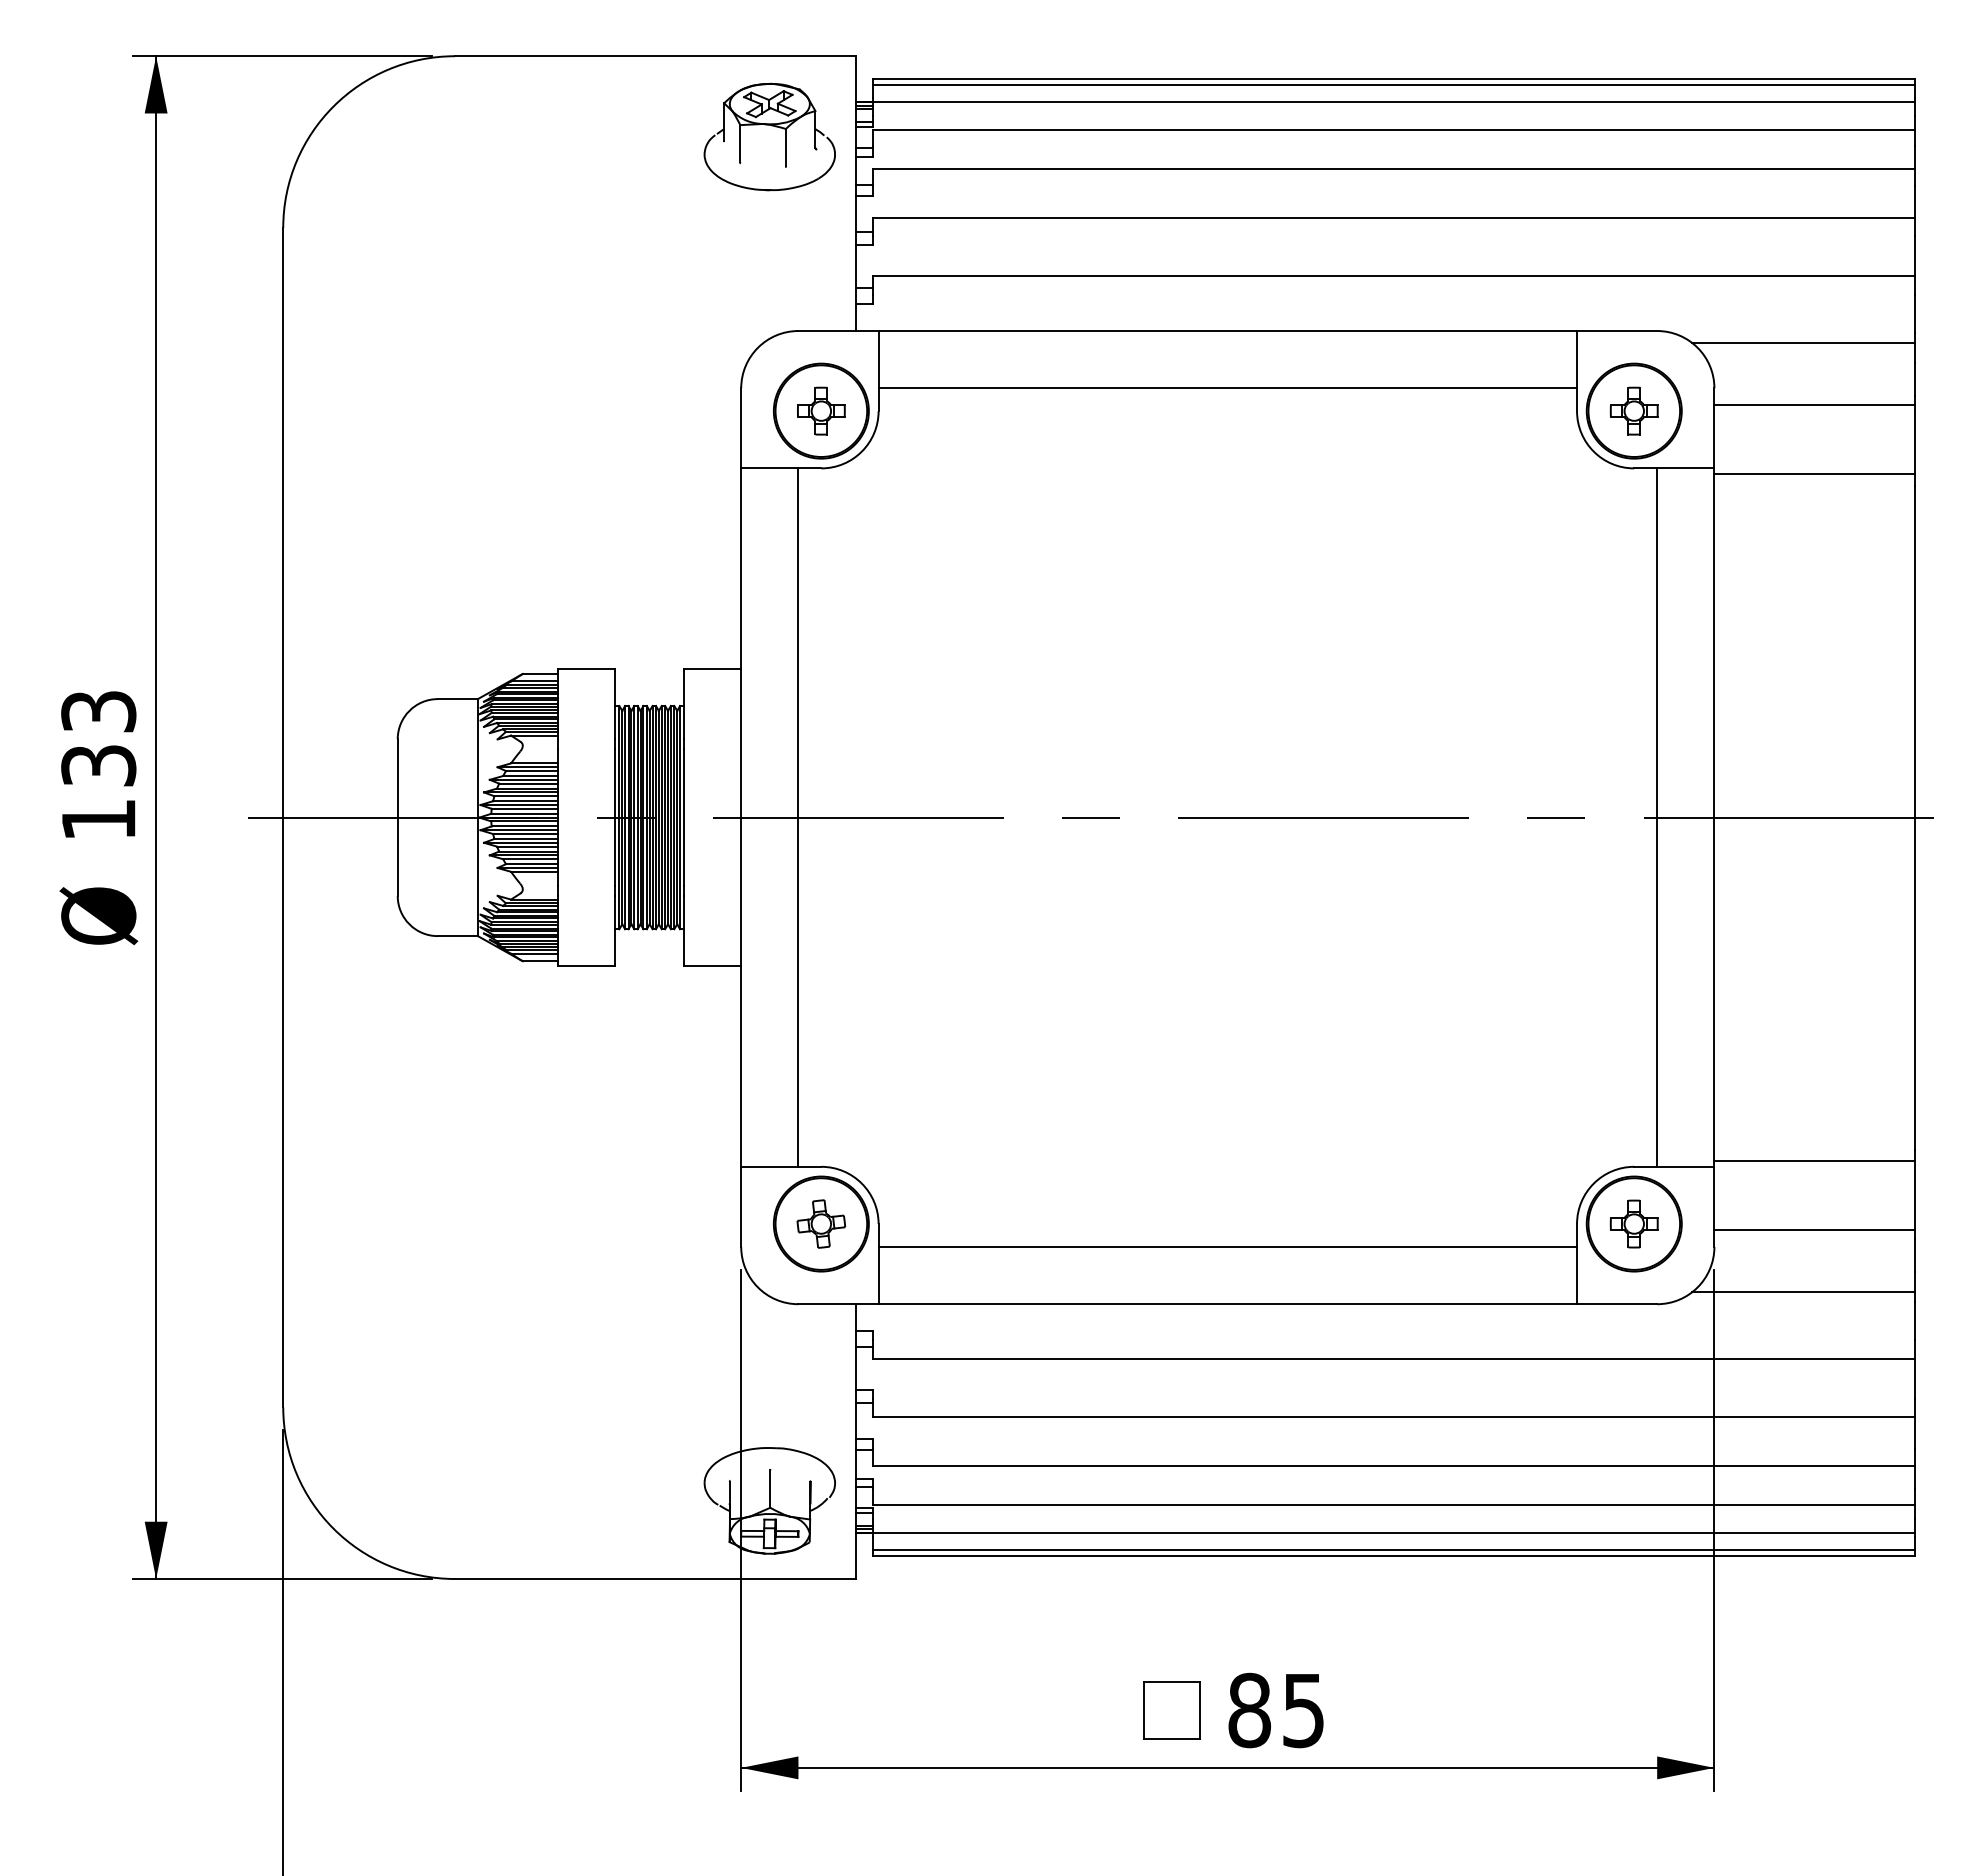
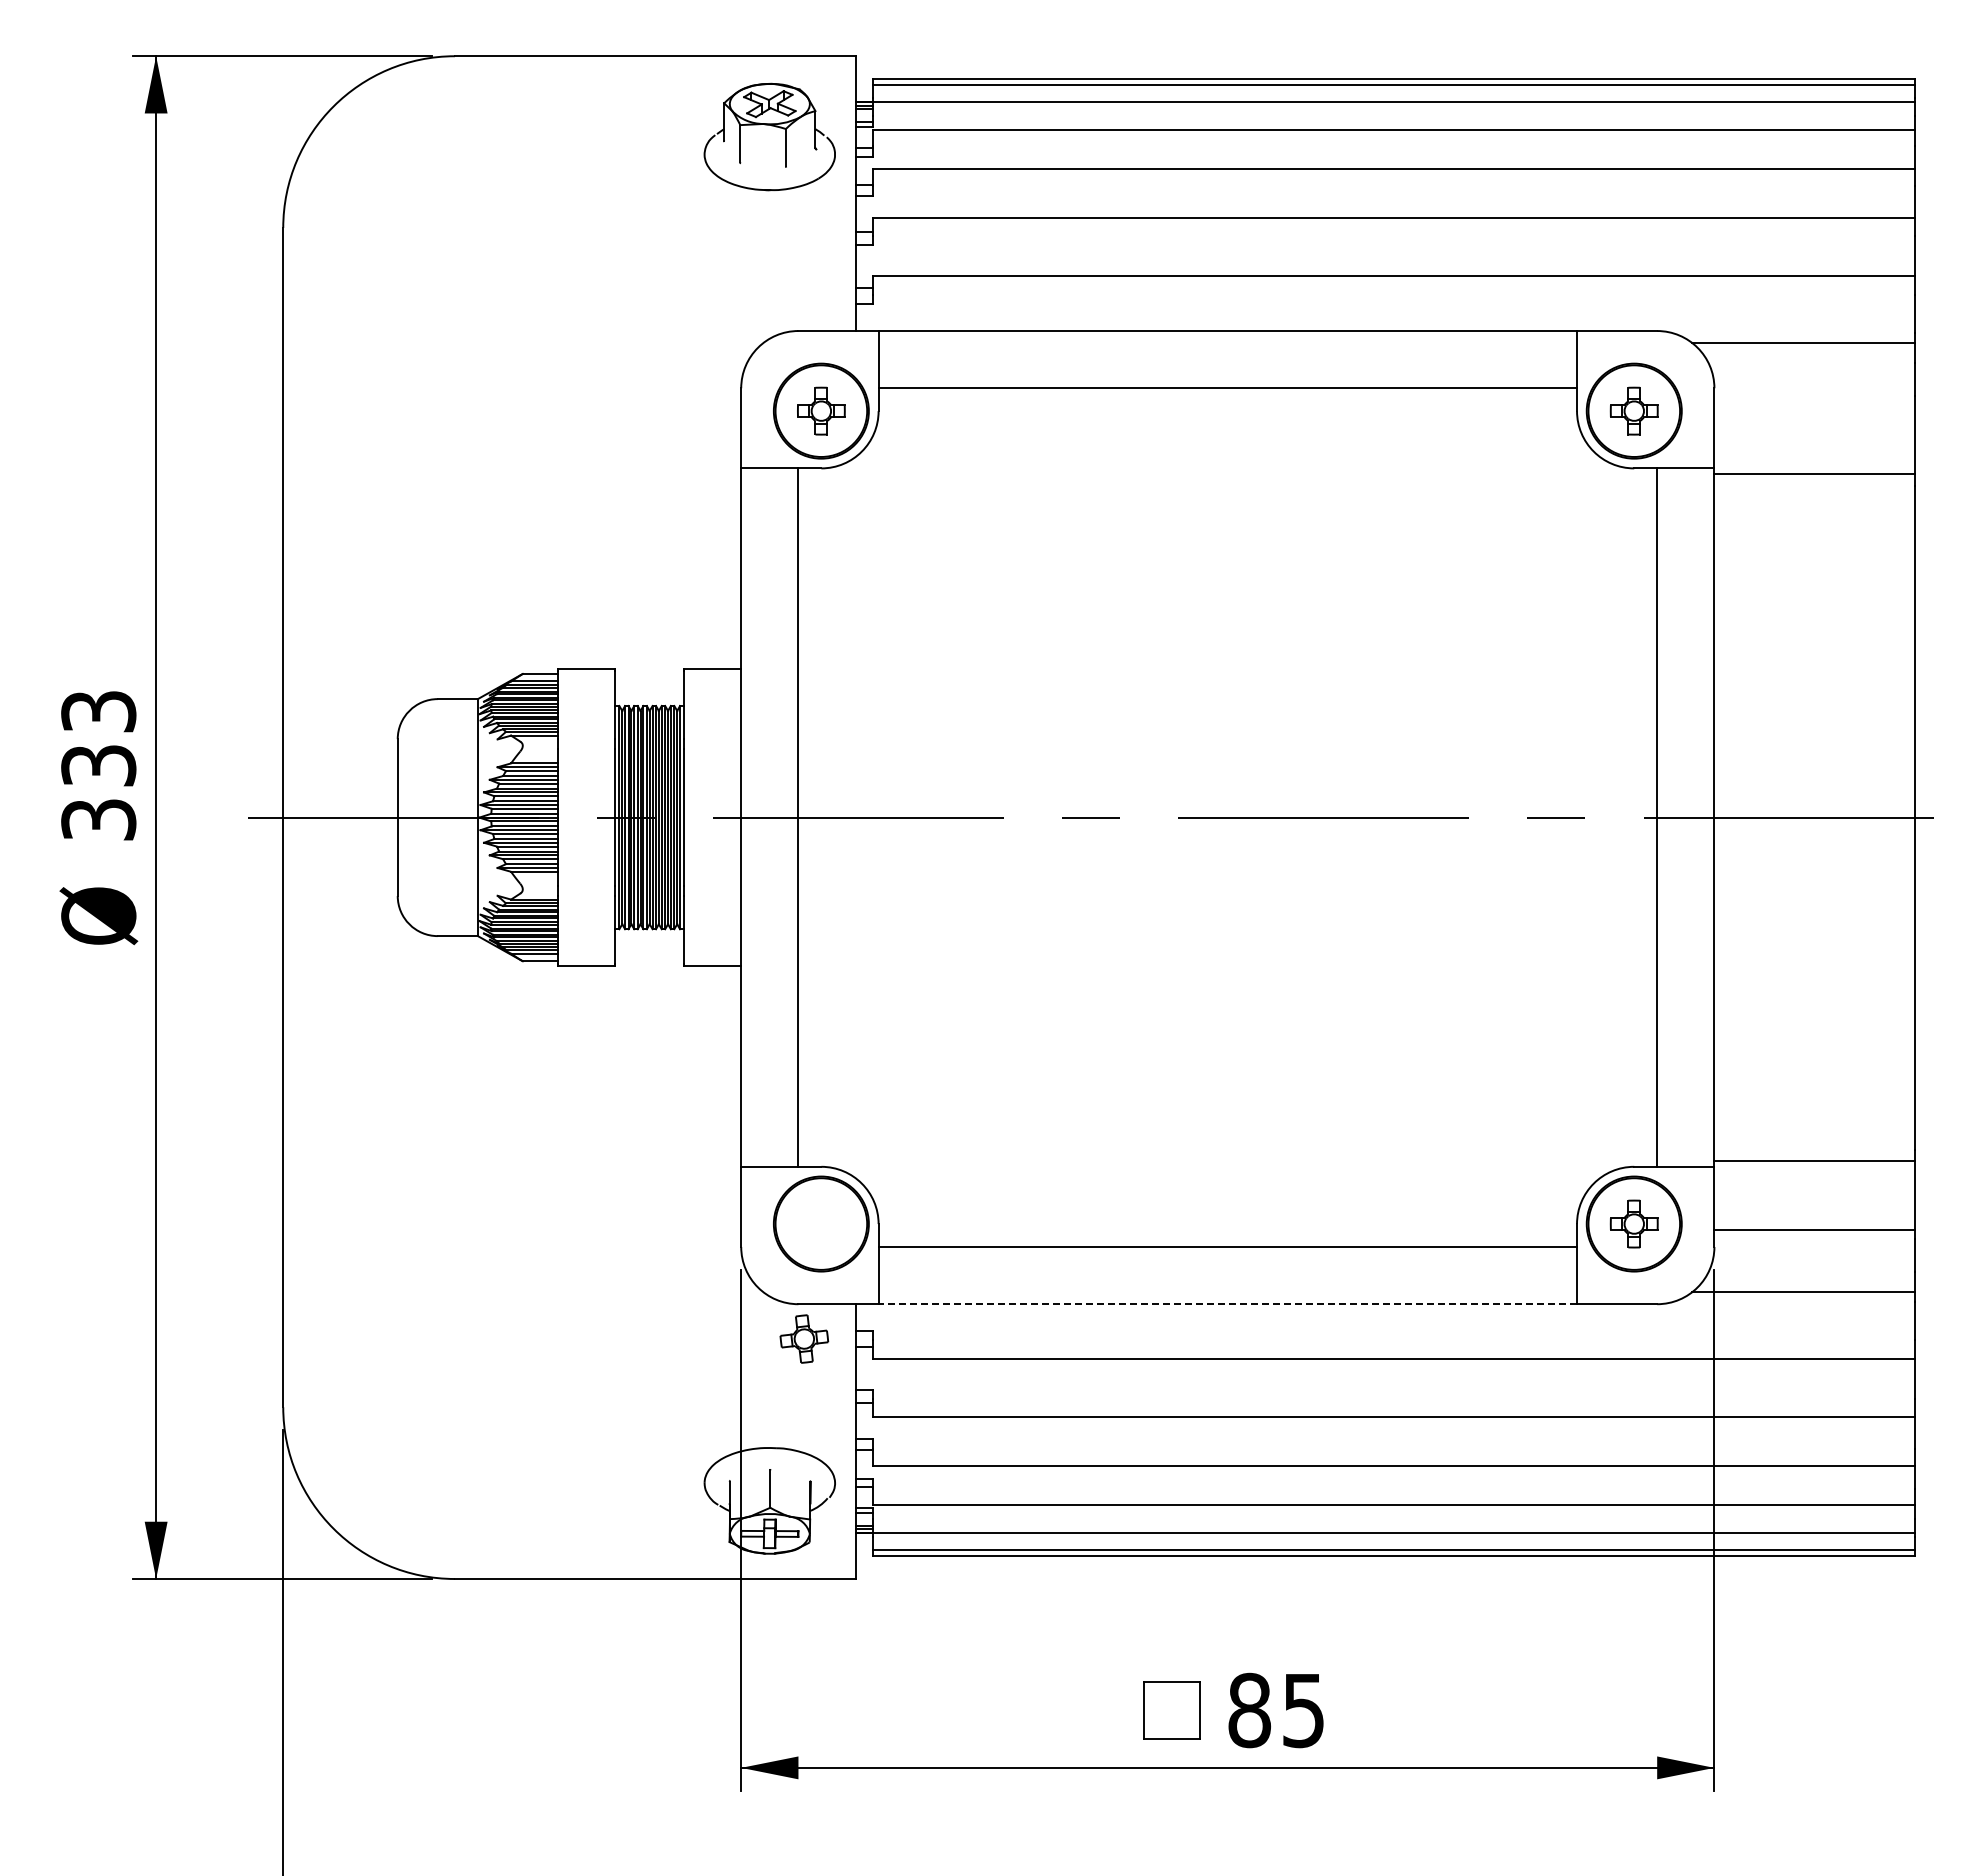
line: present -> none (1814, 405)
text: 133 -> 333 (98, 819)
part position: (821, 1223) -> (804, 1338) (804, 1338)
line: solid -> dashed (1227, 1304)
